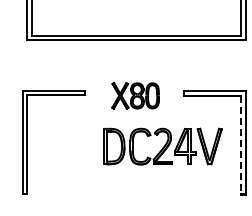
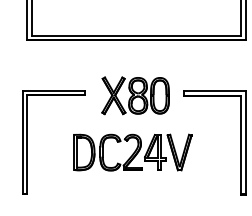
part size: 49x28 px -> 69x40 px (135, 95)
line: dashed -> solid (241, 145)
part position: (162, 146) -> (132, 152) (132, 152)
